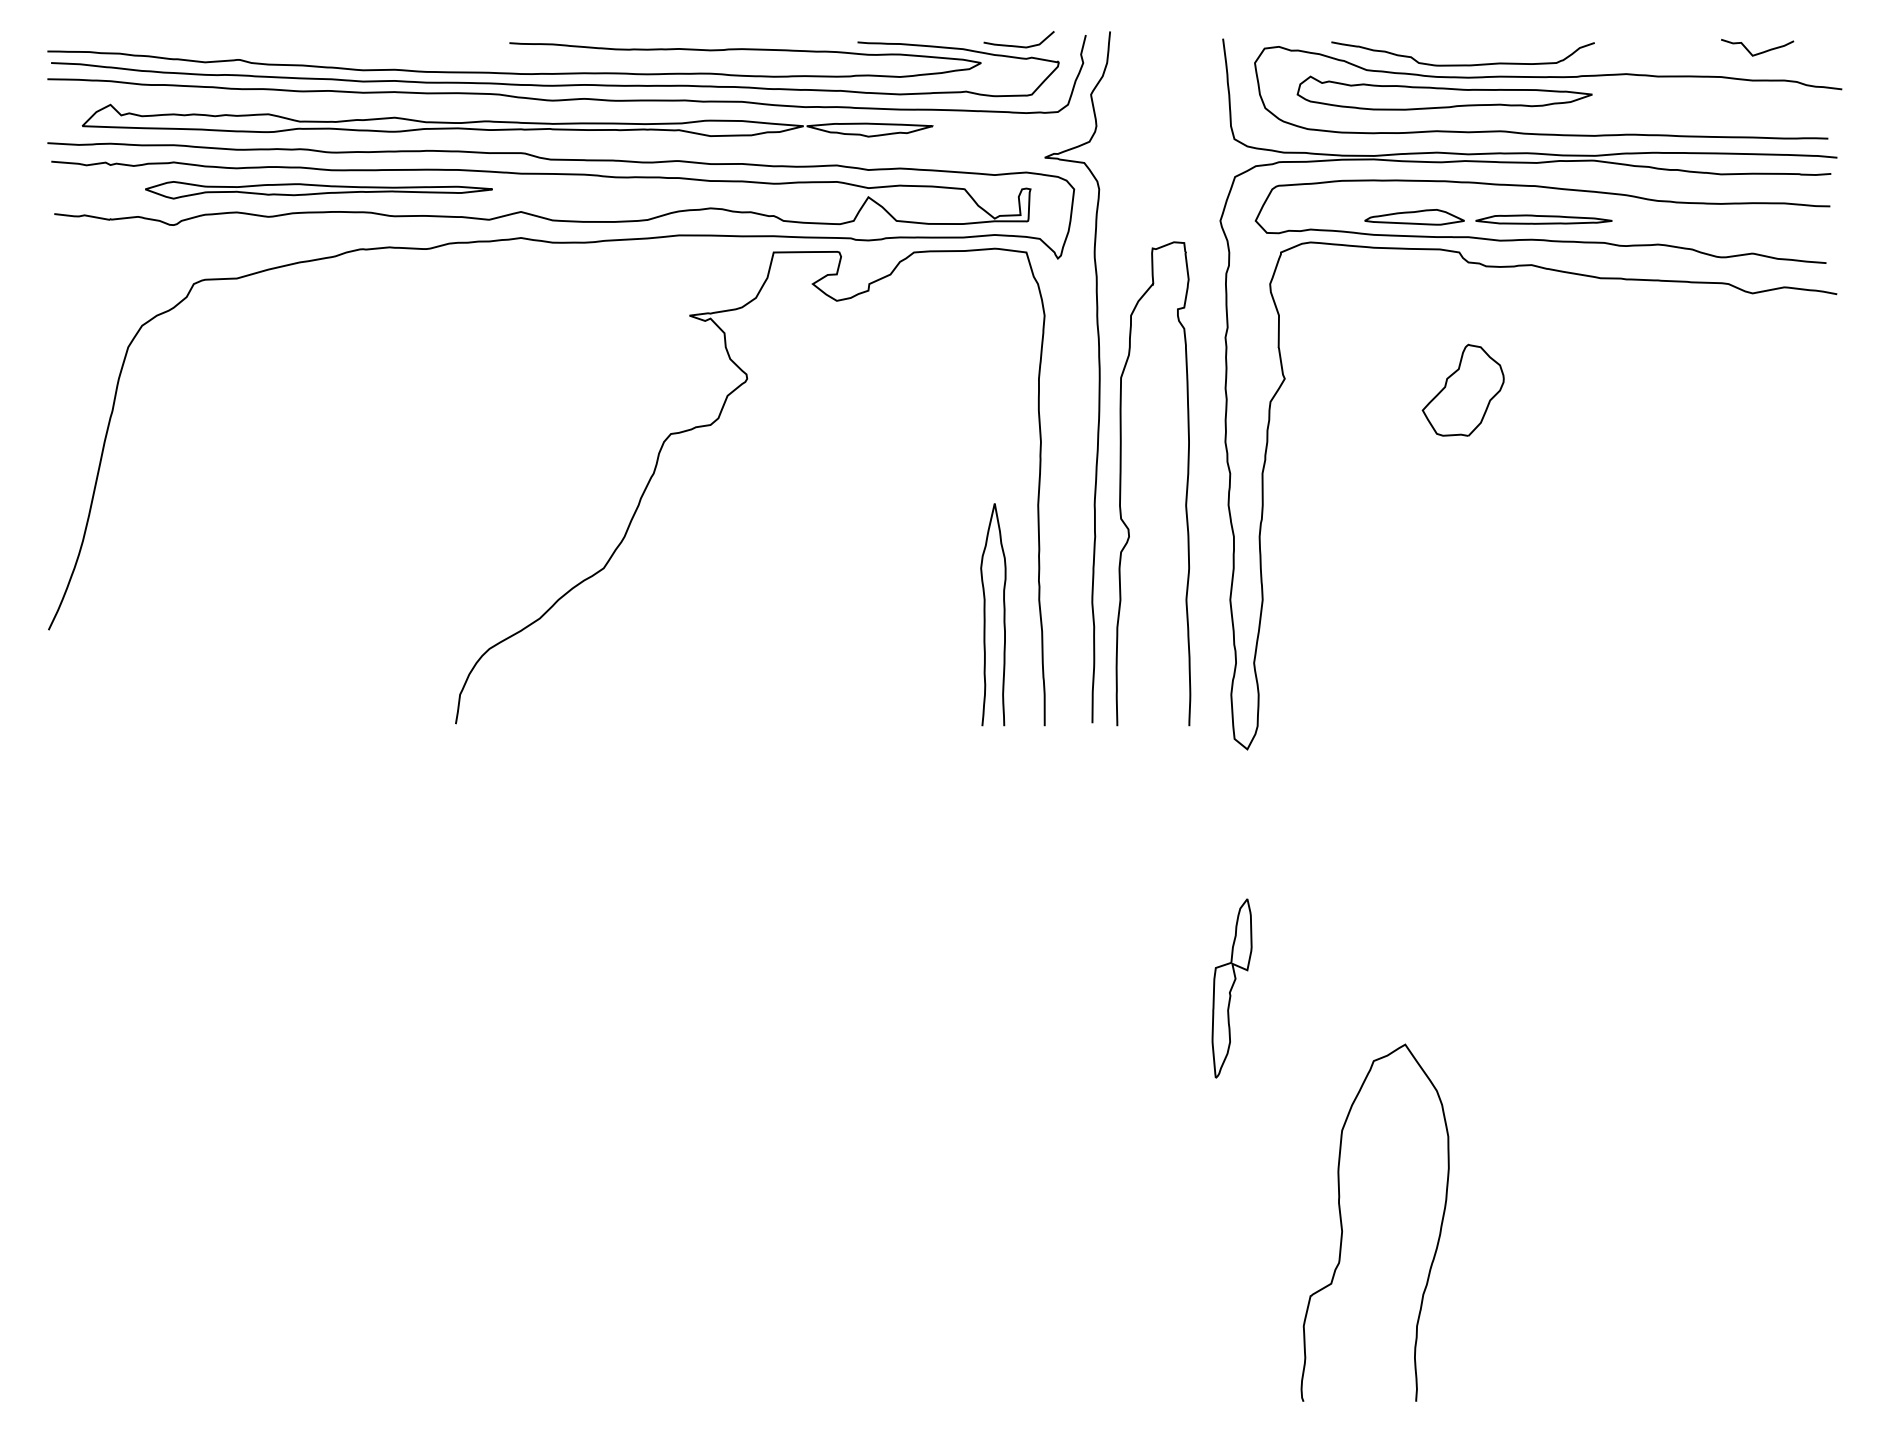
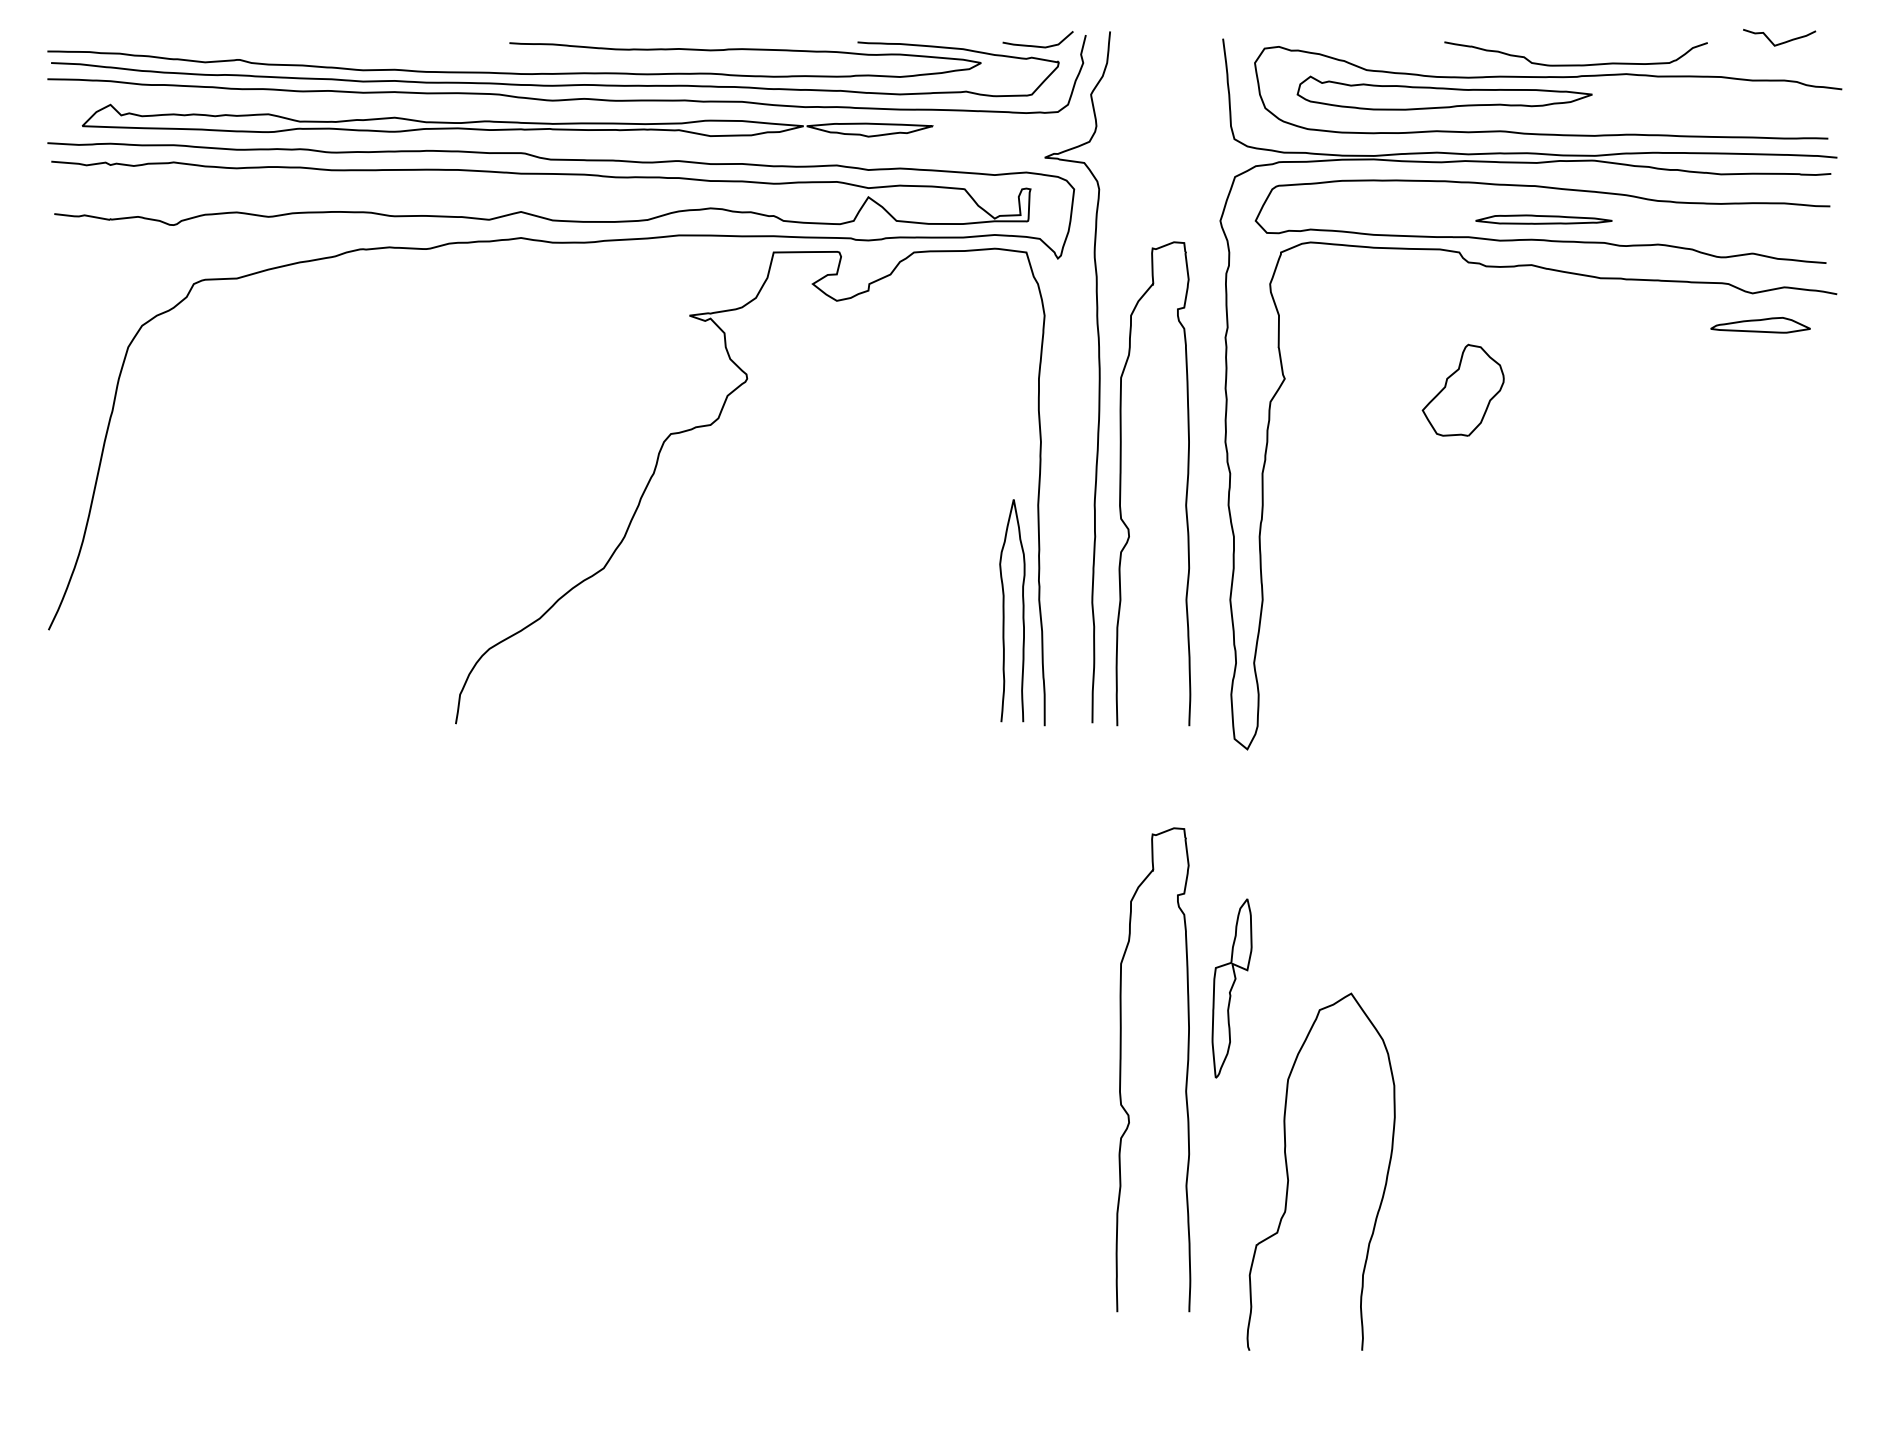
curve position: (1018, 45) -> (1037, 45) (1037, 45)
curve position: (1759, 52) -> (1781, 42) (1781, 42)
curve position: (1462, 64) -> (1575, 64) (1575, 64)
part: present -> none (318, 190)
part position: (1414, 217) -> (1760, 325) (1760, 325)
curve position: (985, 614) -> (1004, 610) (1004, 610)
curve: none -> present (1121, 1069)
curve position: (1342, 1222) -> (1288, 1171) (1288, 1171)
